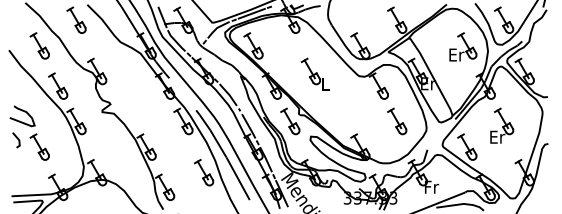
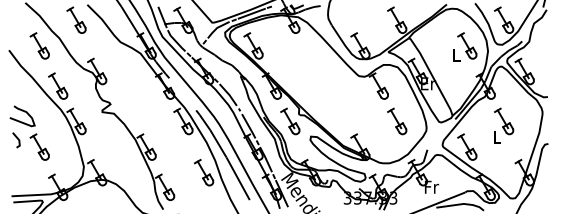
text: Er -> L (456, 54)
part: present -> none (314, 73)
text: Er -> L (497, 136)
